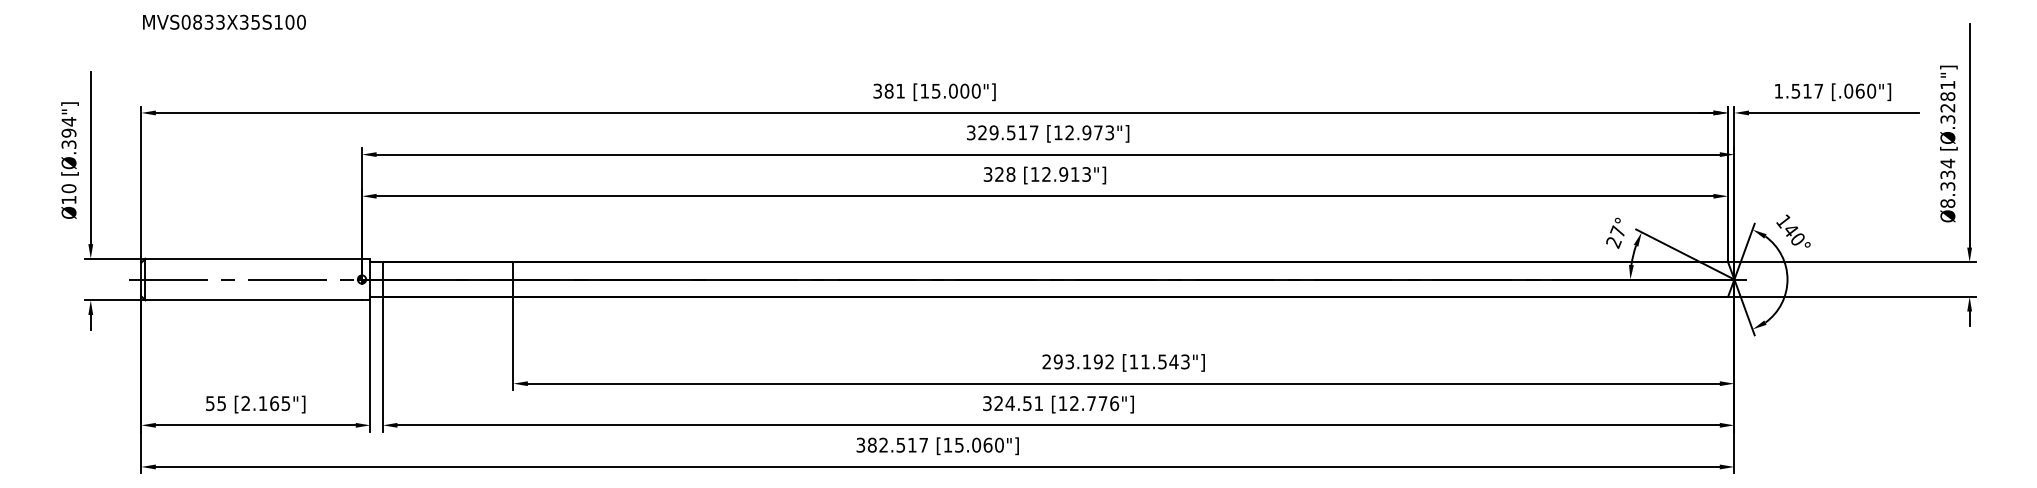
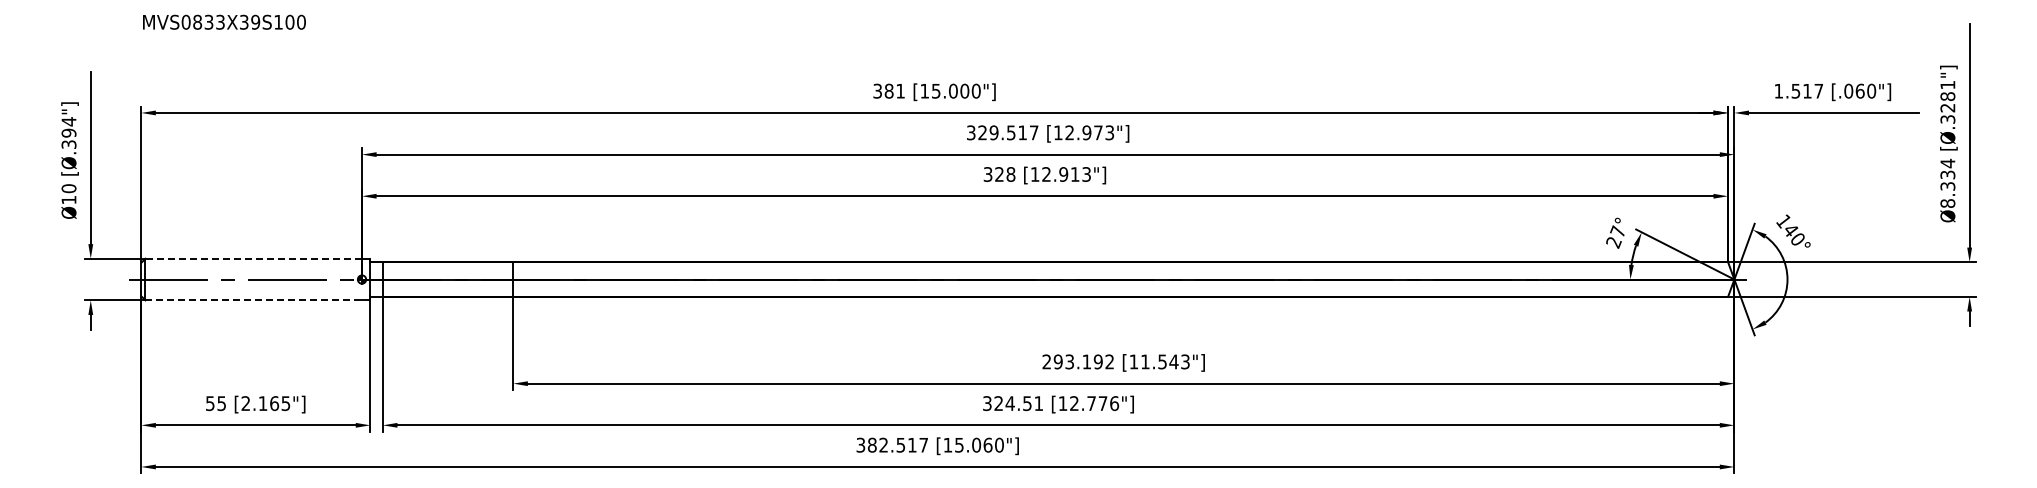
text: MVS0833X35S100 -> MVS0833X39S100 (255, 21)
line: solid -> dashed (253, 258)
line: solid -> dashed (254, 300)
